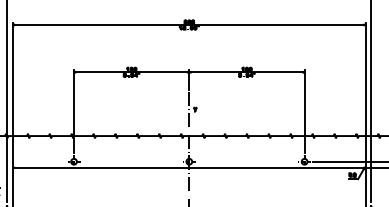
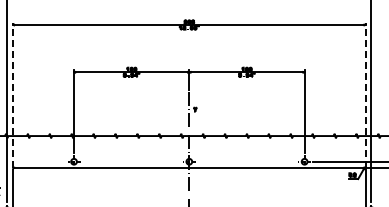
line: solid -> dashed (12, 94)
line: solid -> dashed (365, 94)
